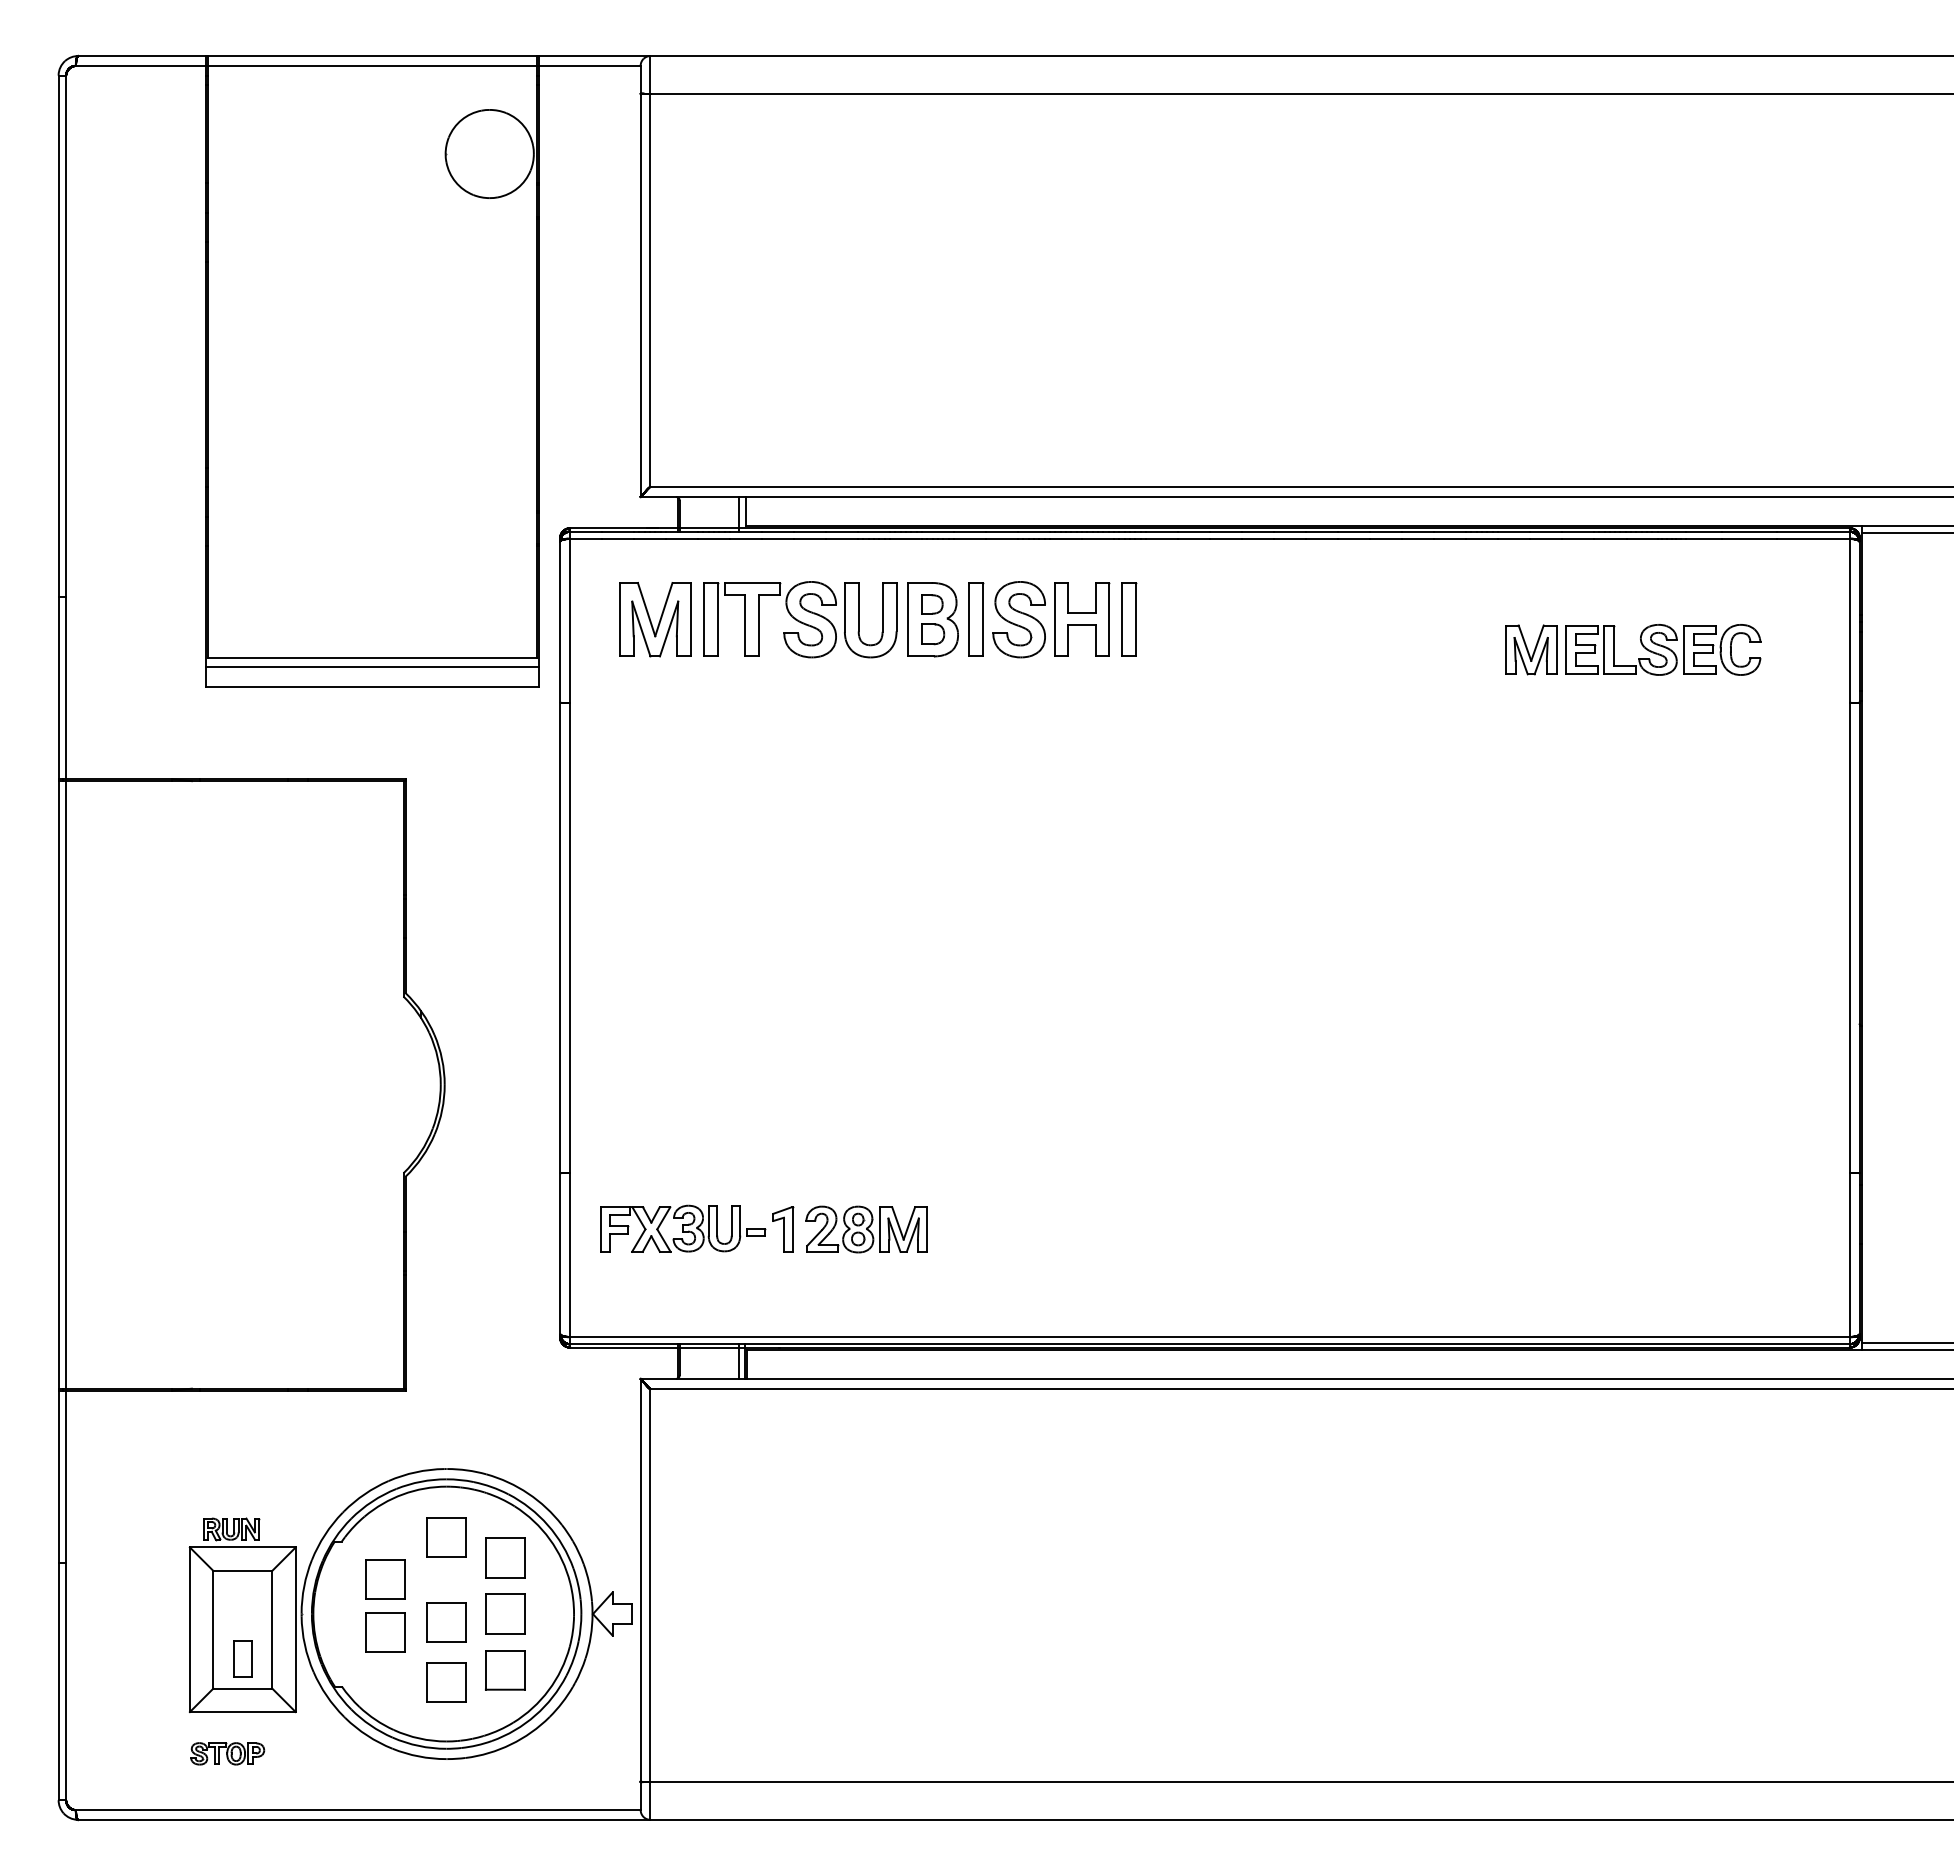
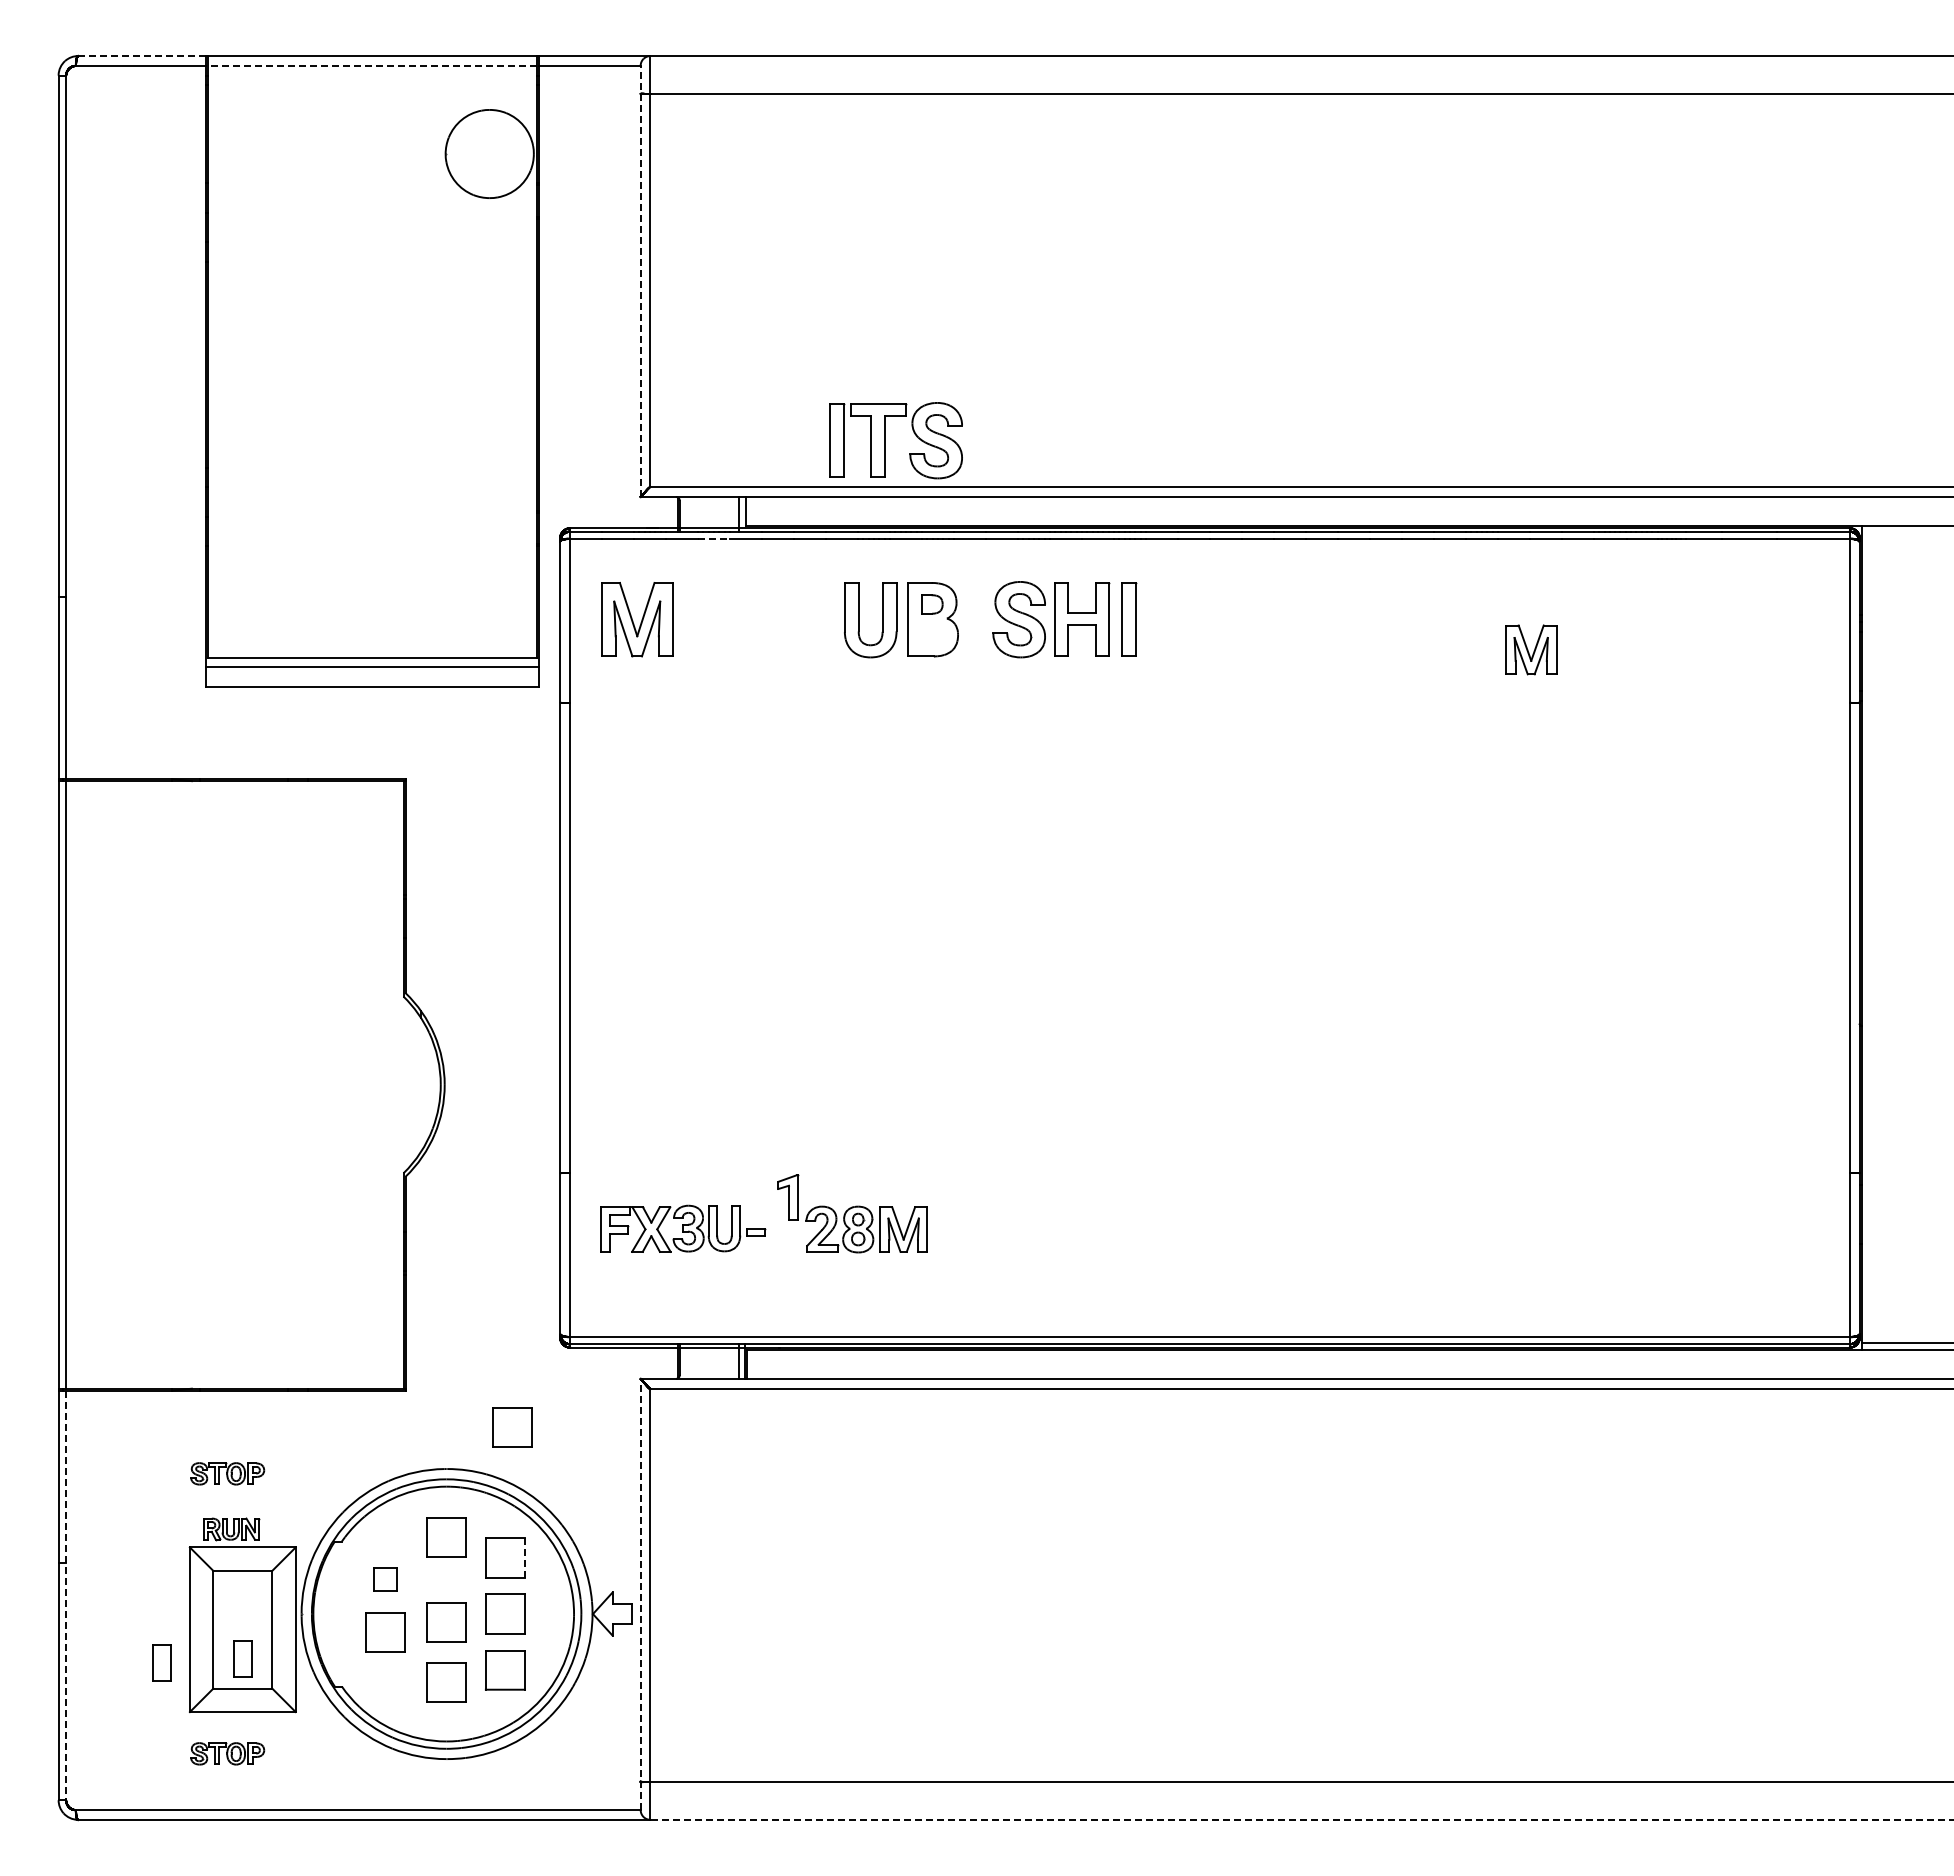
line: solid -> dashed (141, 56)
line: solid -> dashed (372, 65)
line: solid -> dashed (640, 281)
line: present -> none (1905, 533)
line: solid -> dashed (713, 538)
part position: (655, 619) -> (637, 619) (637, 619)
part position: (759, 619) -> (885, 440) (885, 440)
part: present -> none (976, 619)
part: present -> none (933, 634)
part: present -> none (1663, 649)
part position: (783, 1229) -> (788, 1197) (788, 1197)
part: none -> present (512, 1427)
part: none -> present (227, 1473)
line: solid -> dashed (525, 1558)
part size: 41x41 px -> 25x25 px (385, 1579)
line: solid -> dashed (640, 1594)
line: solid -> dashed (66, 1595)
part: none -> present (161, 1662)
line: solid -> dashed (1302, 1819)
